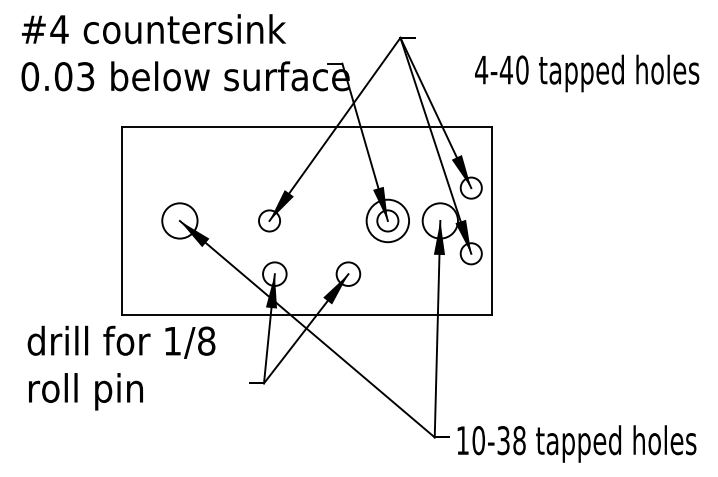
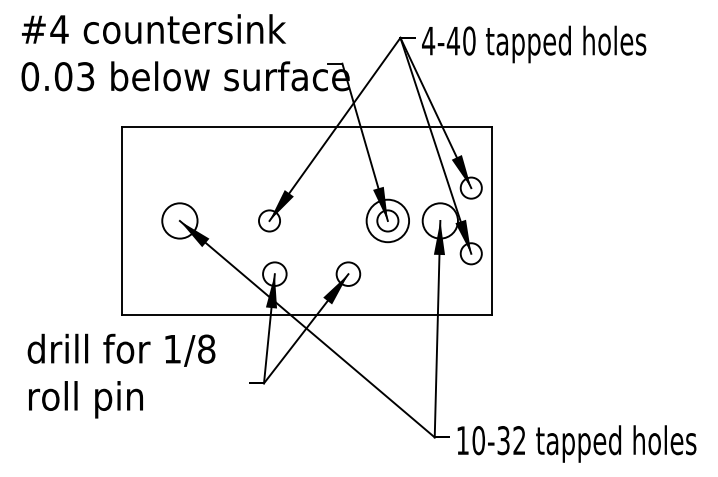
text position: (587, 73) -> (534, 44) (534, 44)
text position: (121, 367) -> (121, 375) (121, 375)
text: 10-38 -> 10-32 (519, 440)
